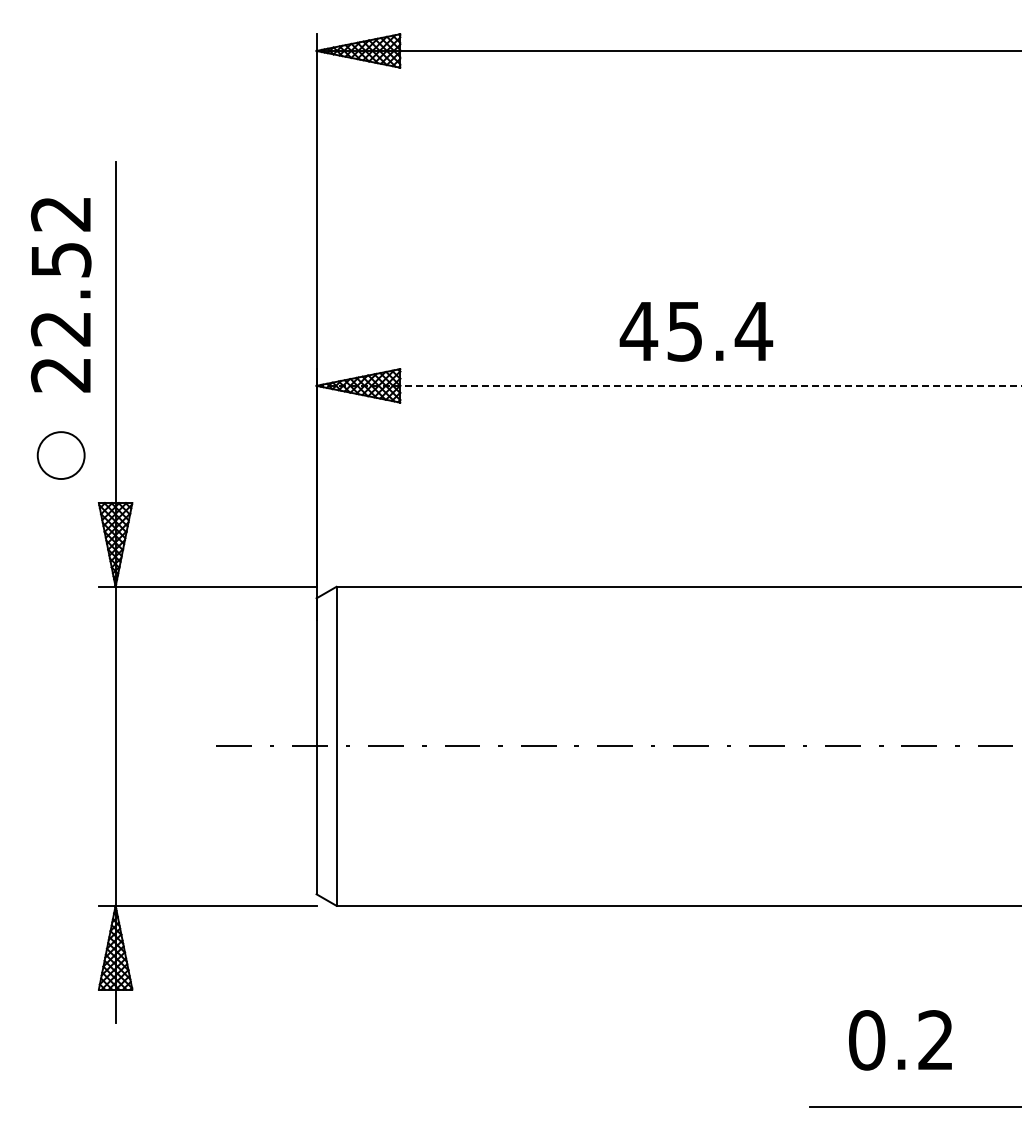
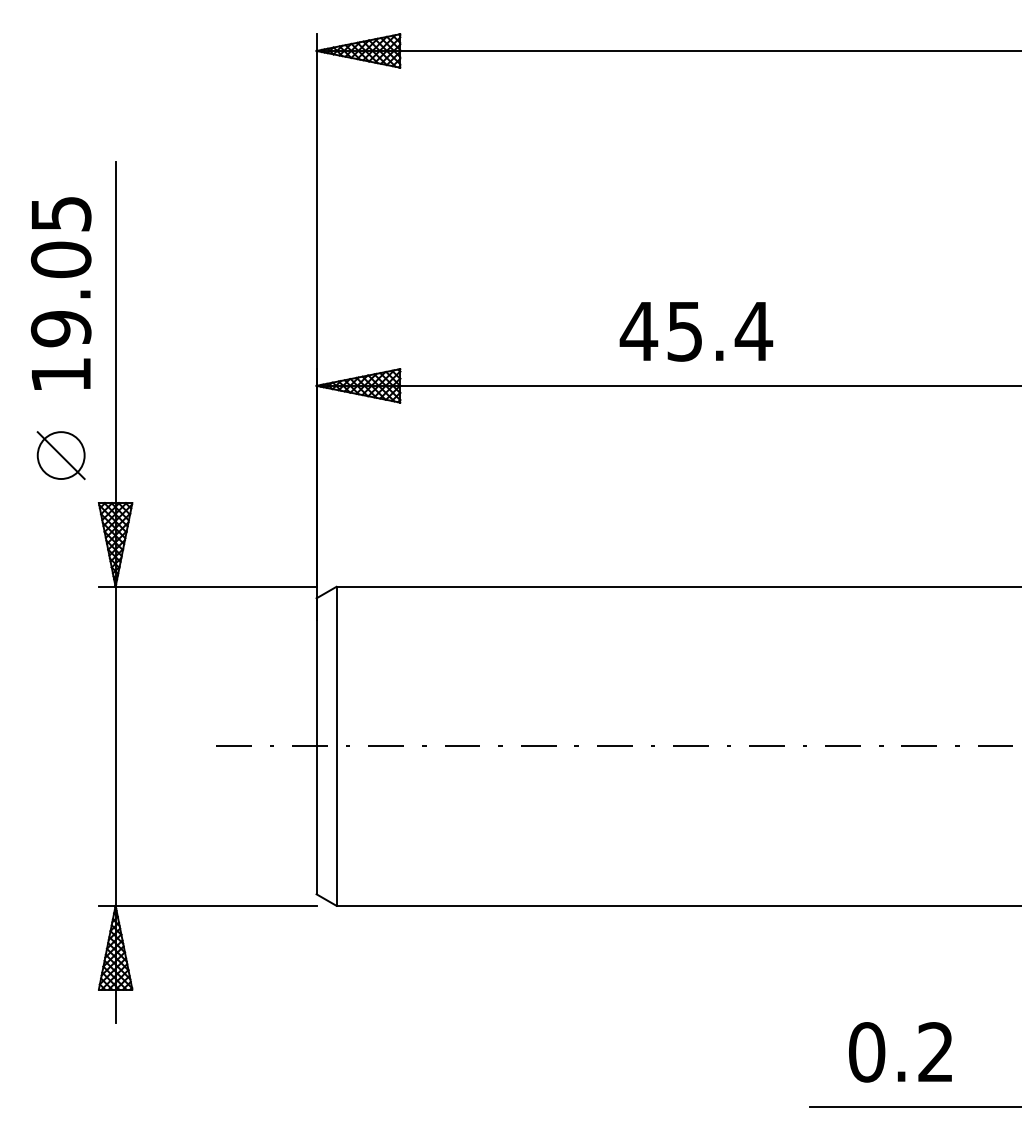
text: 22.52 -> 19.05 (60, 294)
line: dashed -> solid (669, 385)
line: none -> present (60, 455)
text position: (900, 1040) -> (900, 1052) (900, 1052)
